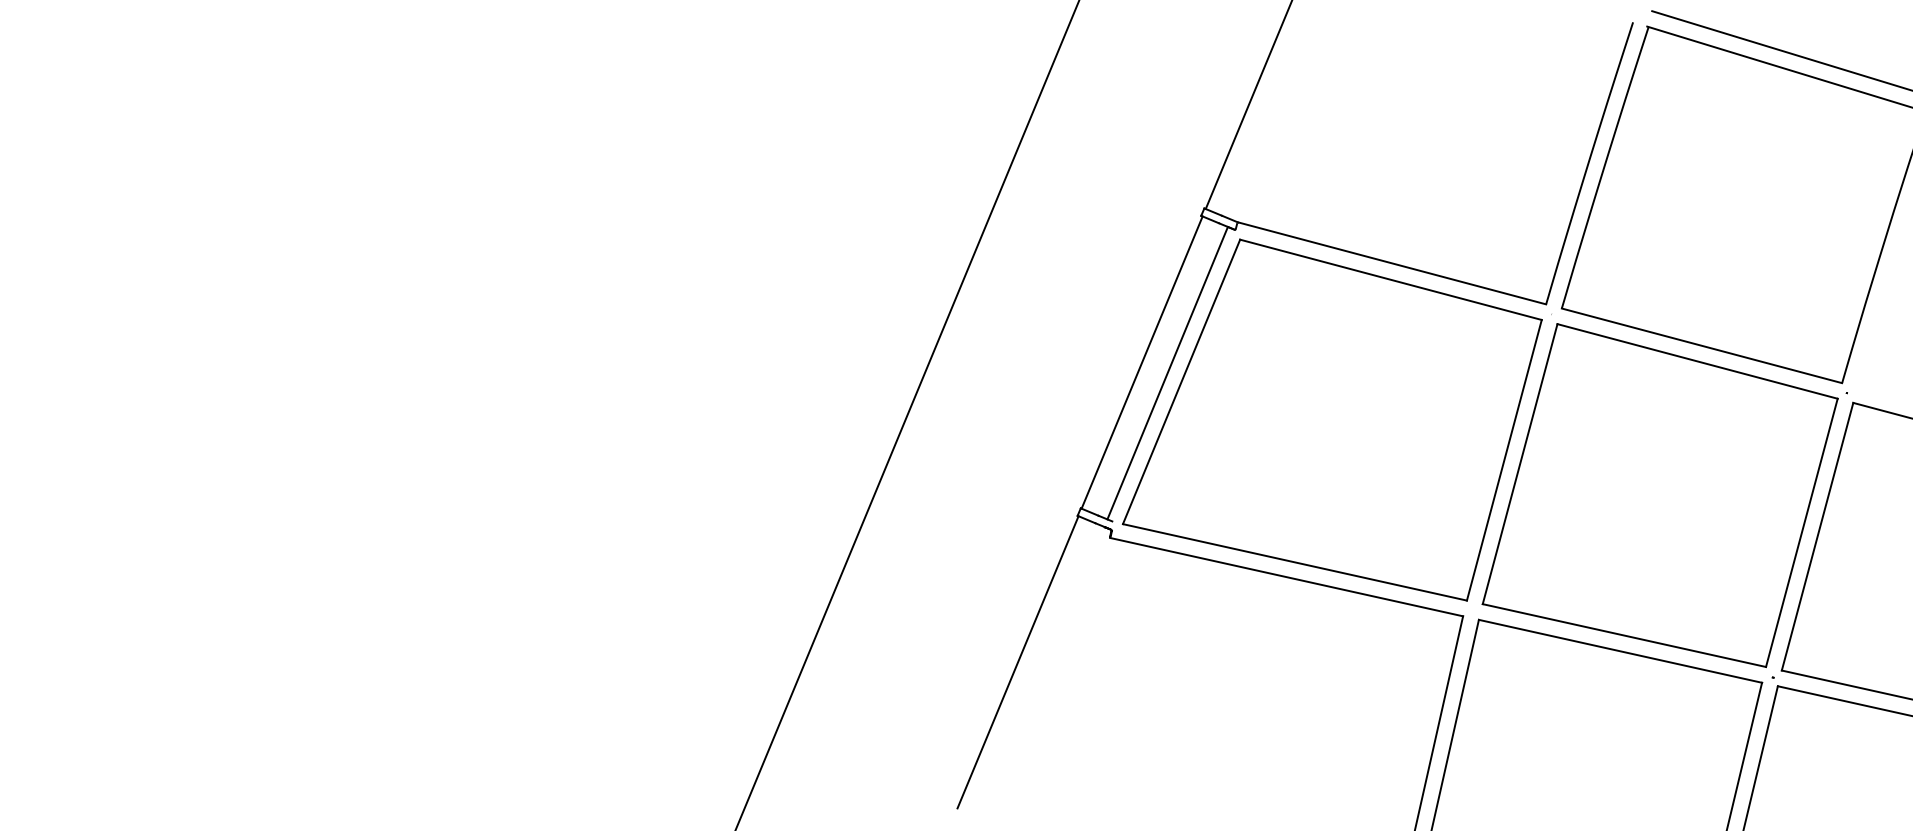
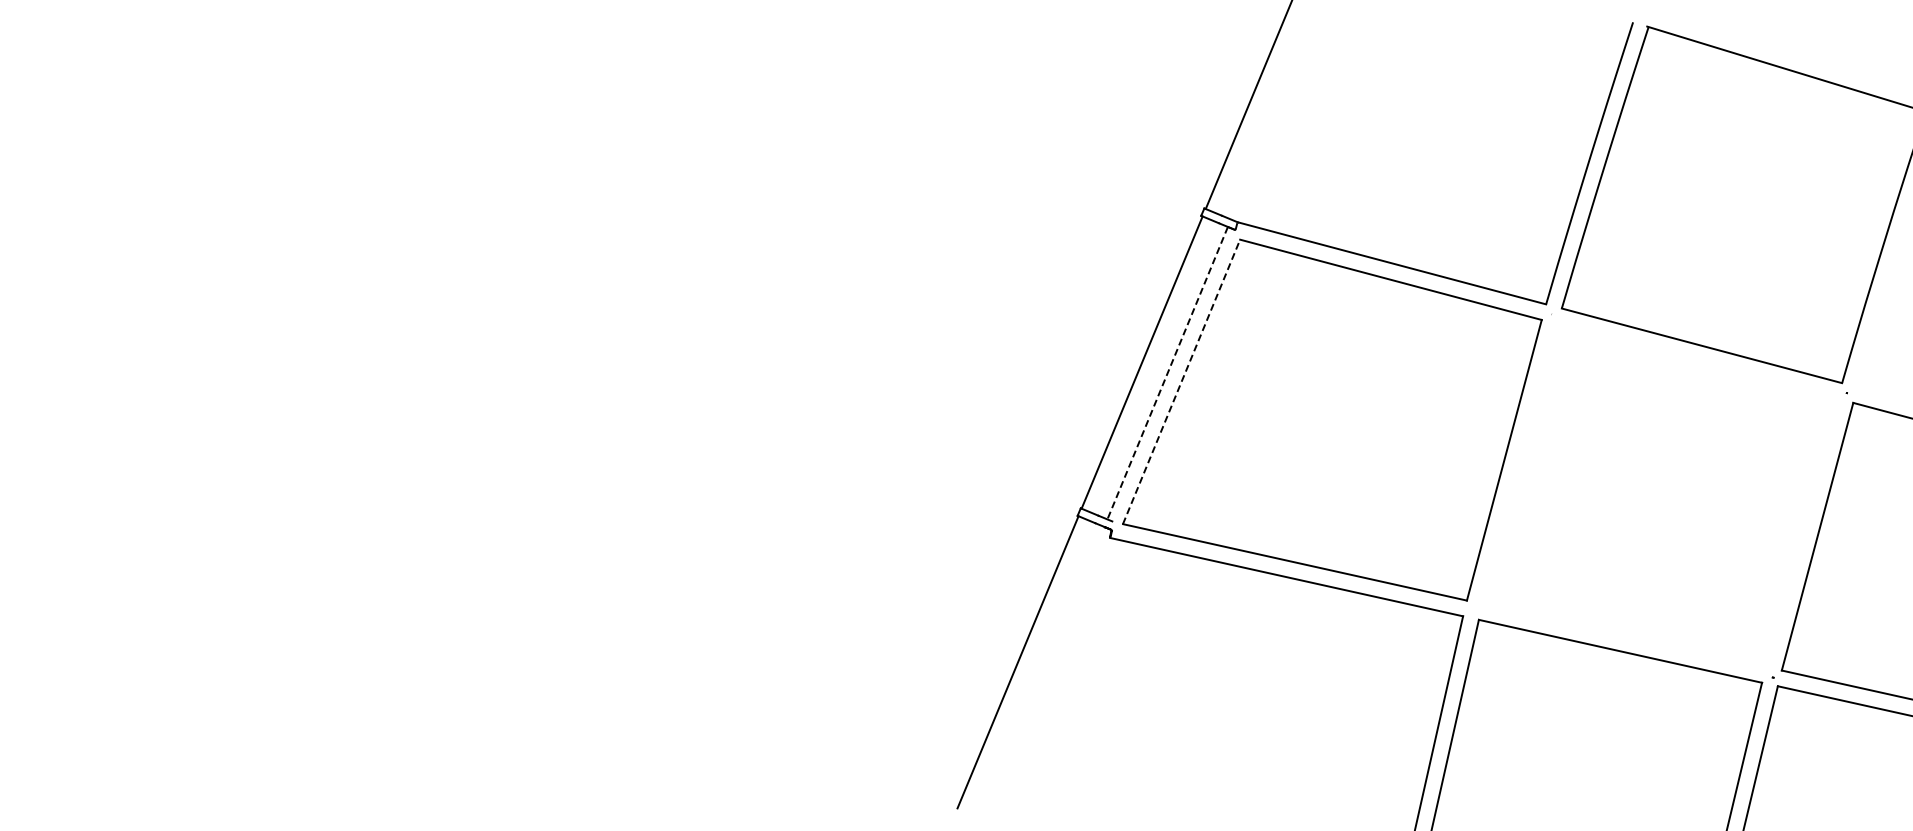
line: present -> none (1780, 50)
line: solid -> dashed (1167, 373)
line: solid -> dashed (1181, 381)
line: present -> none (907, 414)
part: present -> none (1659, 495)
